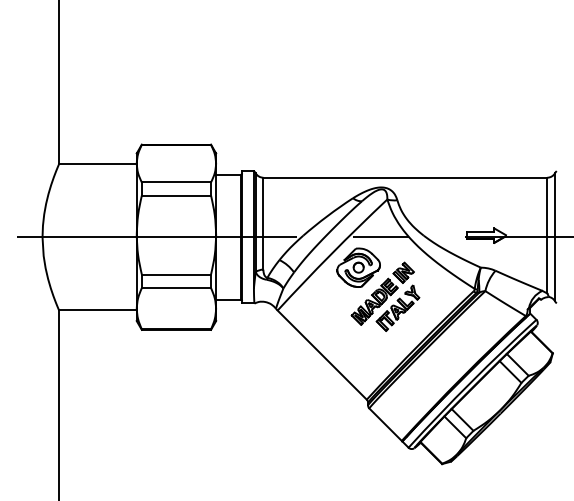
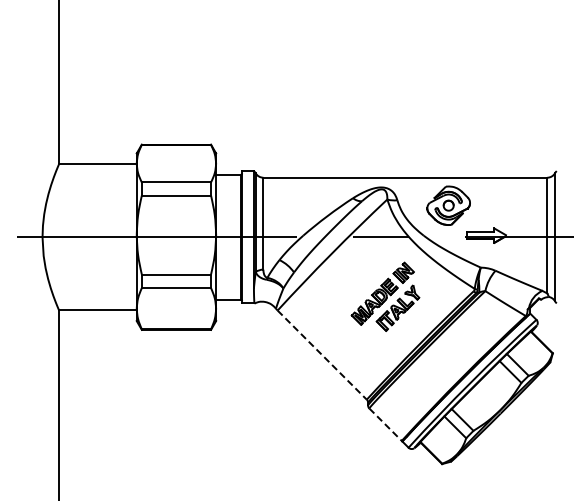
part position: (358, 267) -> (448, 205) (448, 205)
line: solid -> dashed (322, 355)
line: solid -> dashed (385, 424)
